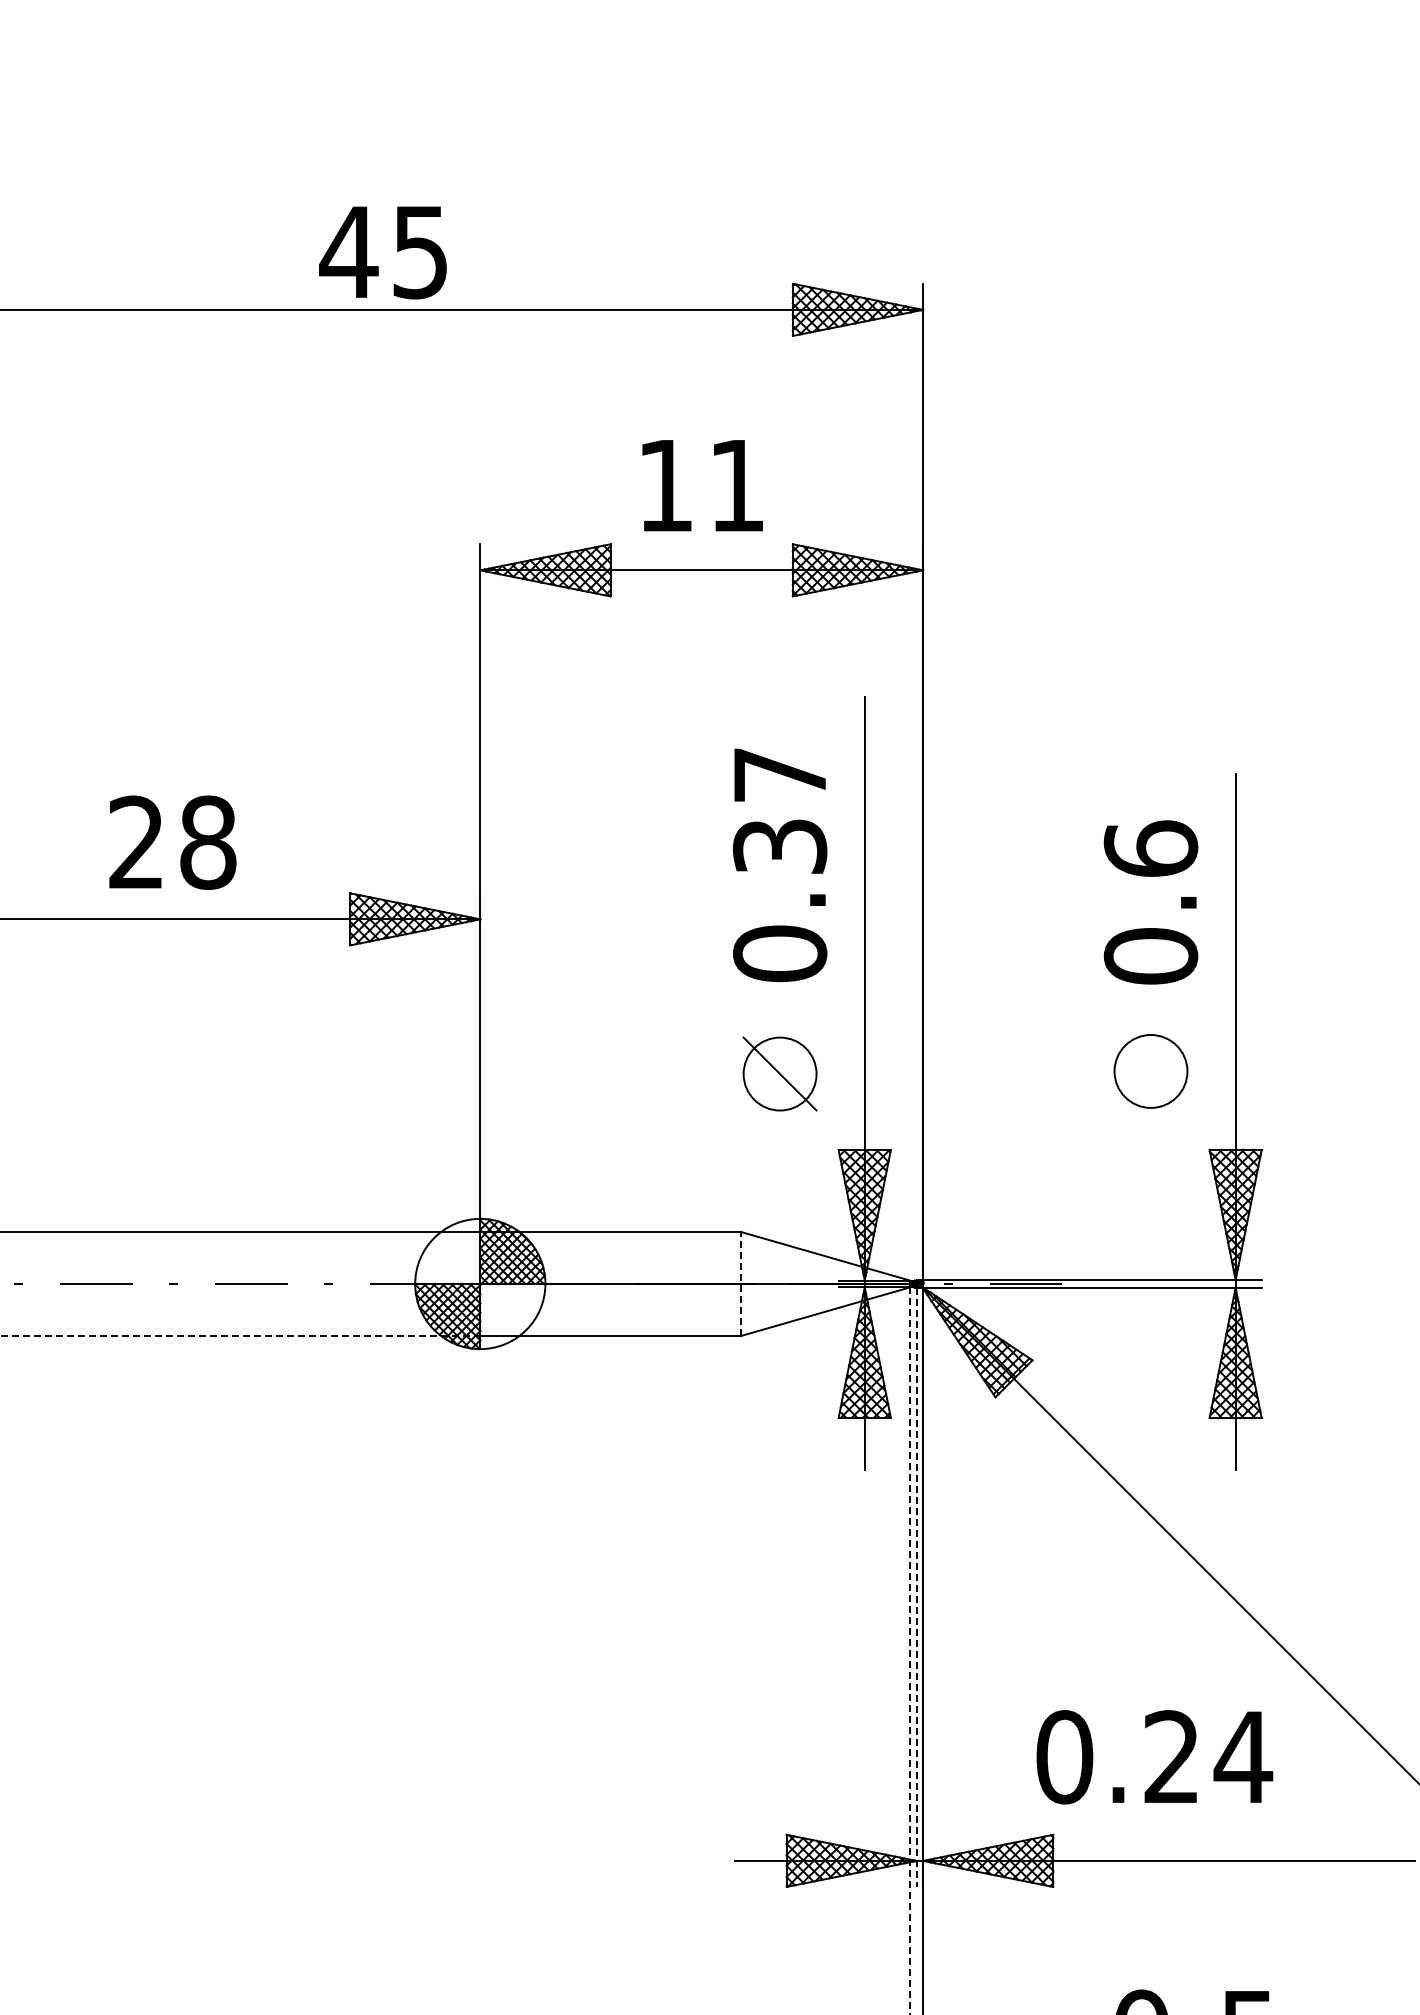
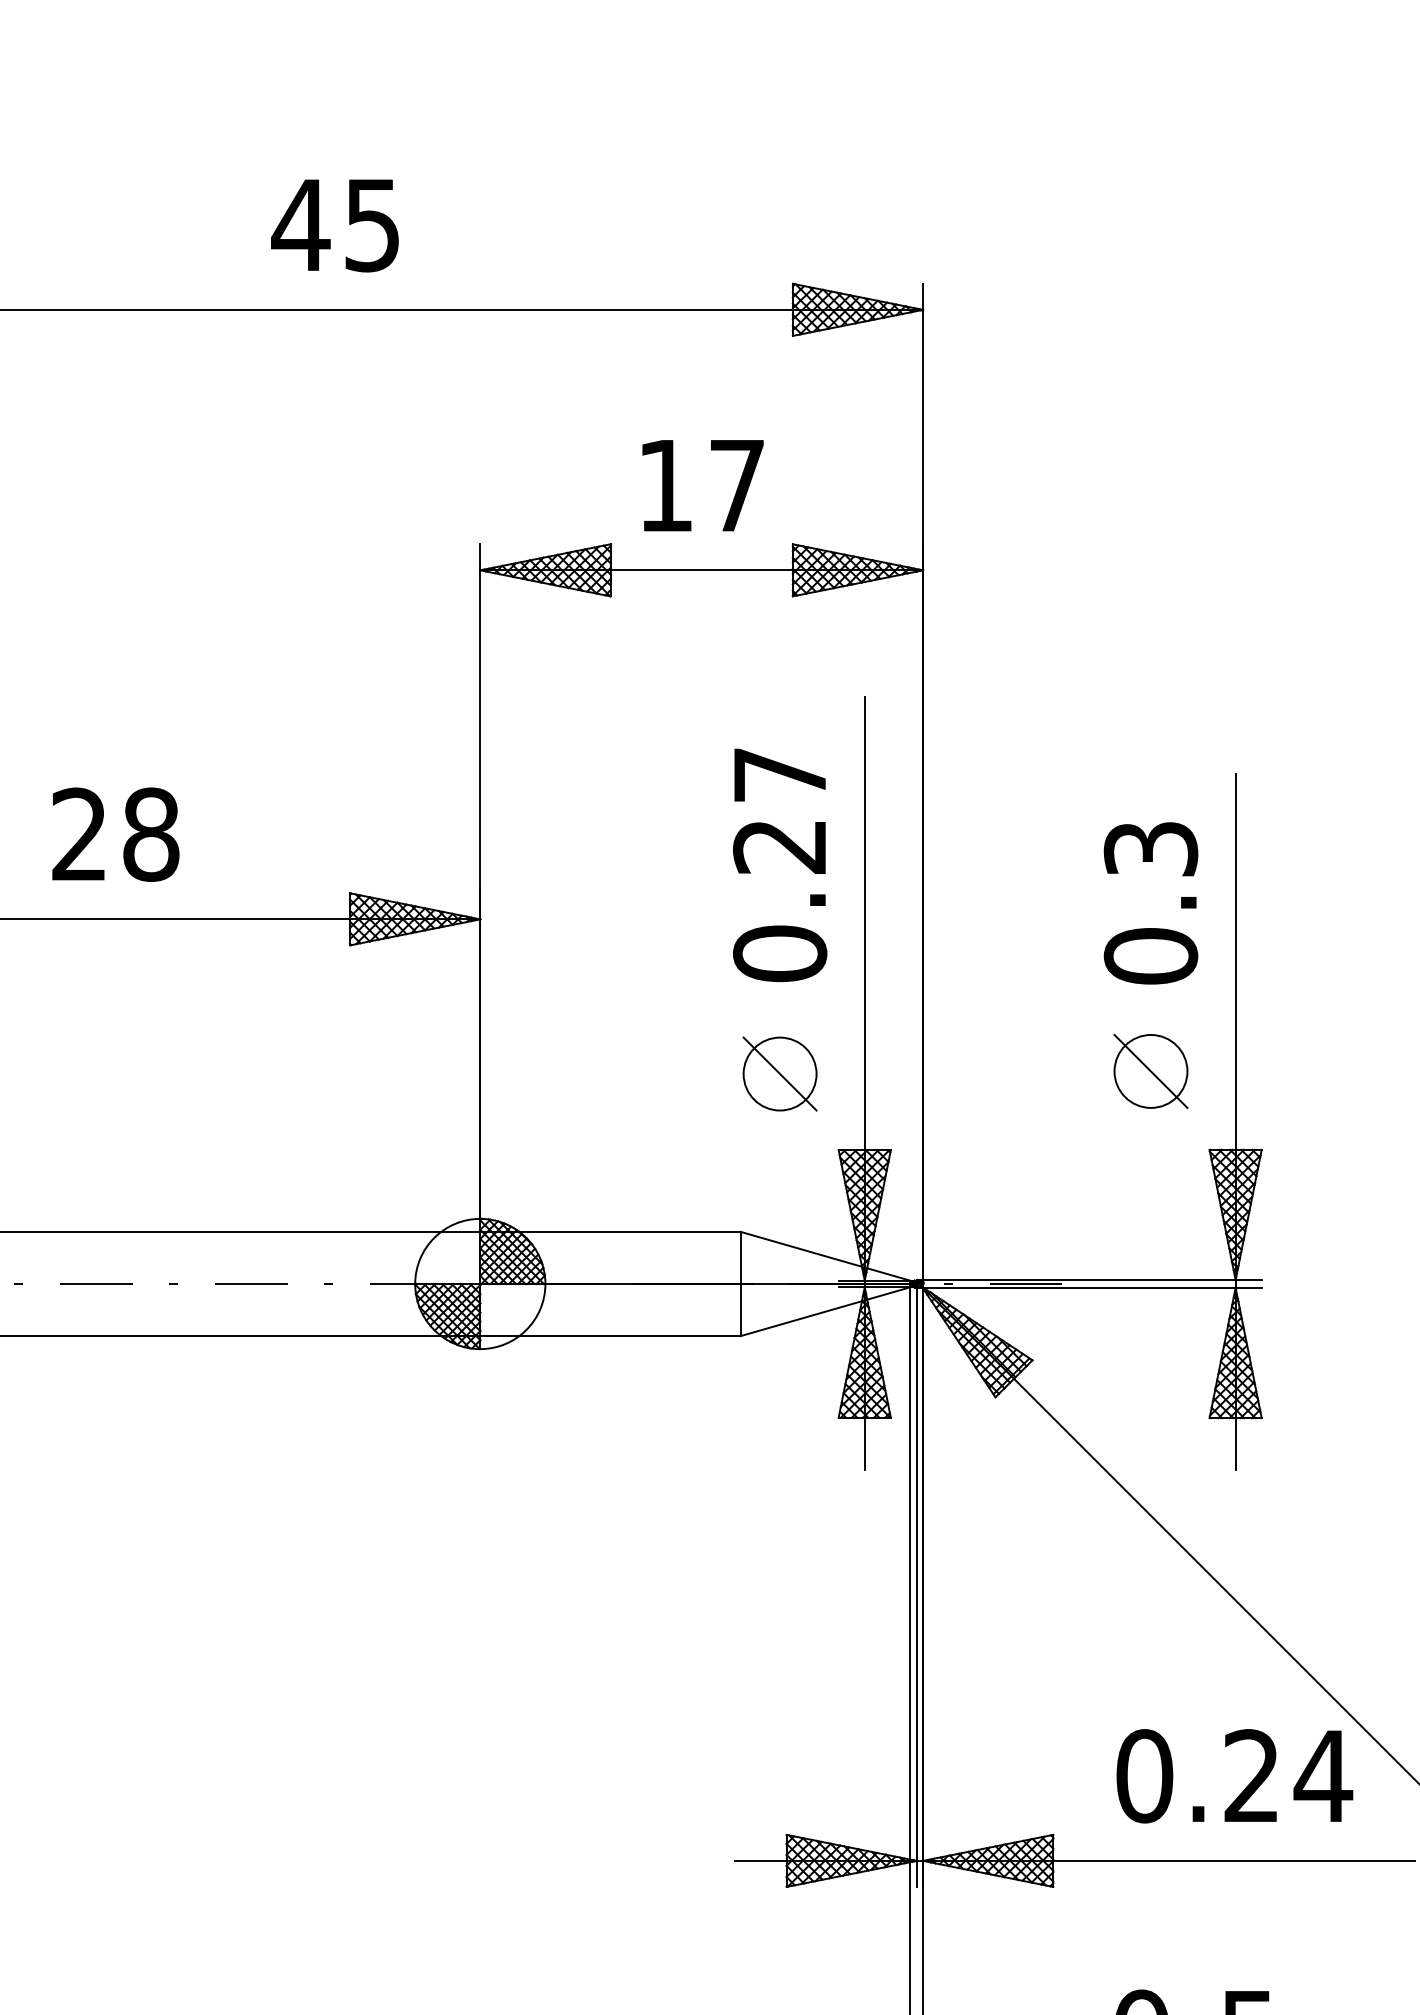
text position: (382, 252) -> (334, 225) (334, 225)
text: 11 -> 17 (737, 485)
text position: (172, 842) -> (115, 834) (115, 834)
text: 0.37 -> 0.27 (780, 846)
text: 0.6 -> 0.3 (1150, 848)
line: none -> present (1150, 1071)
line: dashed -> solid (740, 1283)
line: dashed -> solid (240, 1336)
line: dashed -> solid (916, 1587)
line: dashed -> solid (910, 1650)
text position: (1154, 1757) -> (1234, 1776) (1234, 1776)
